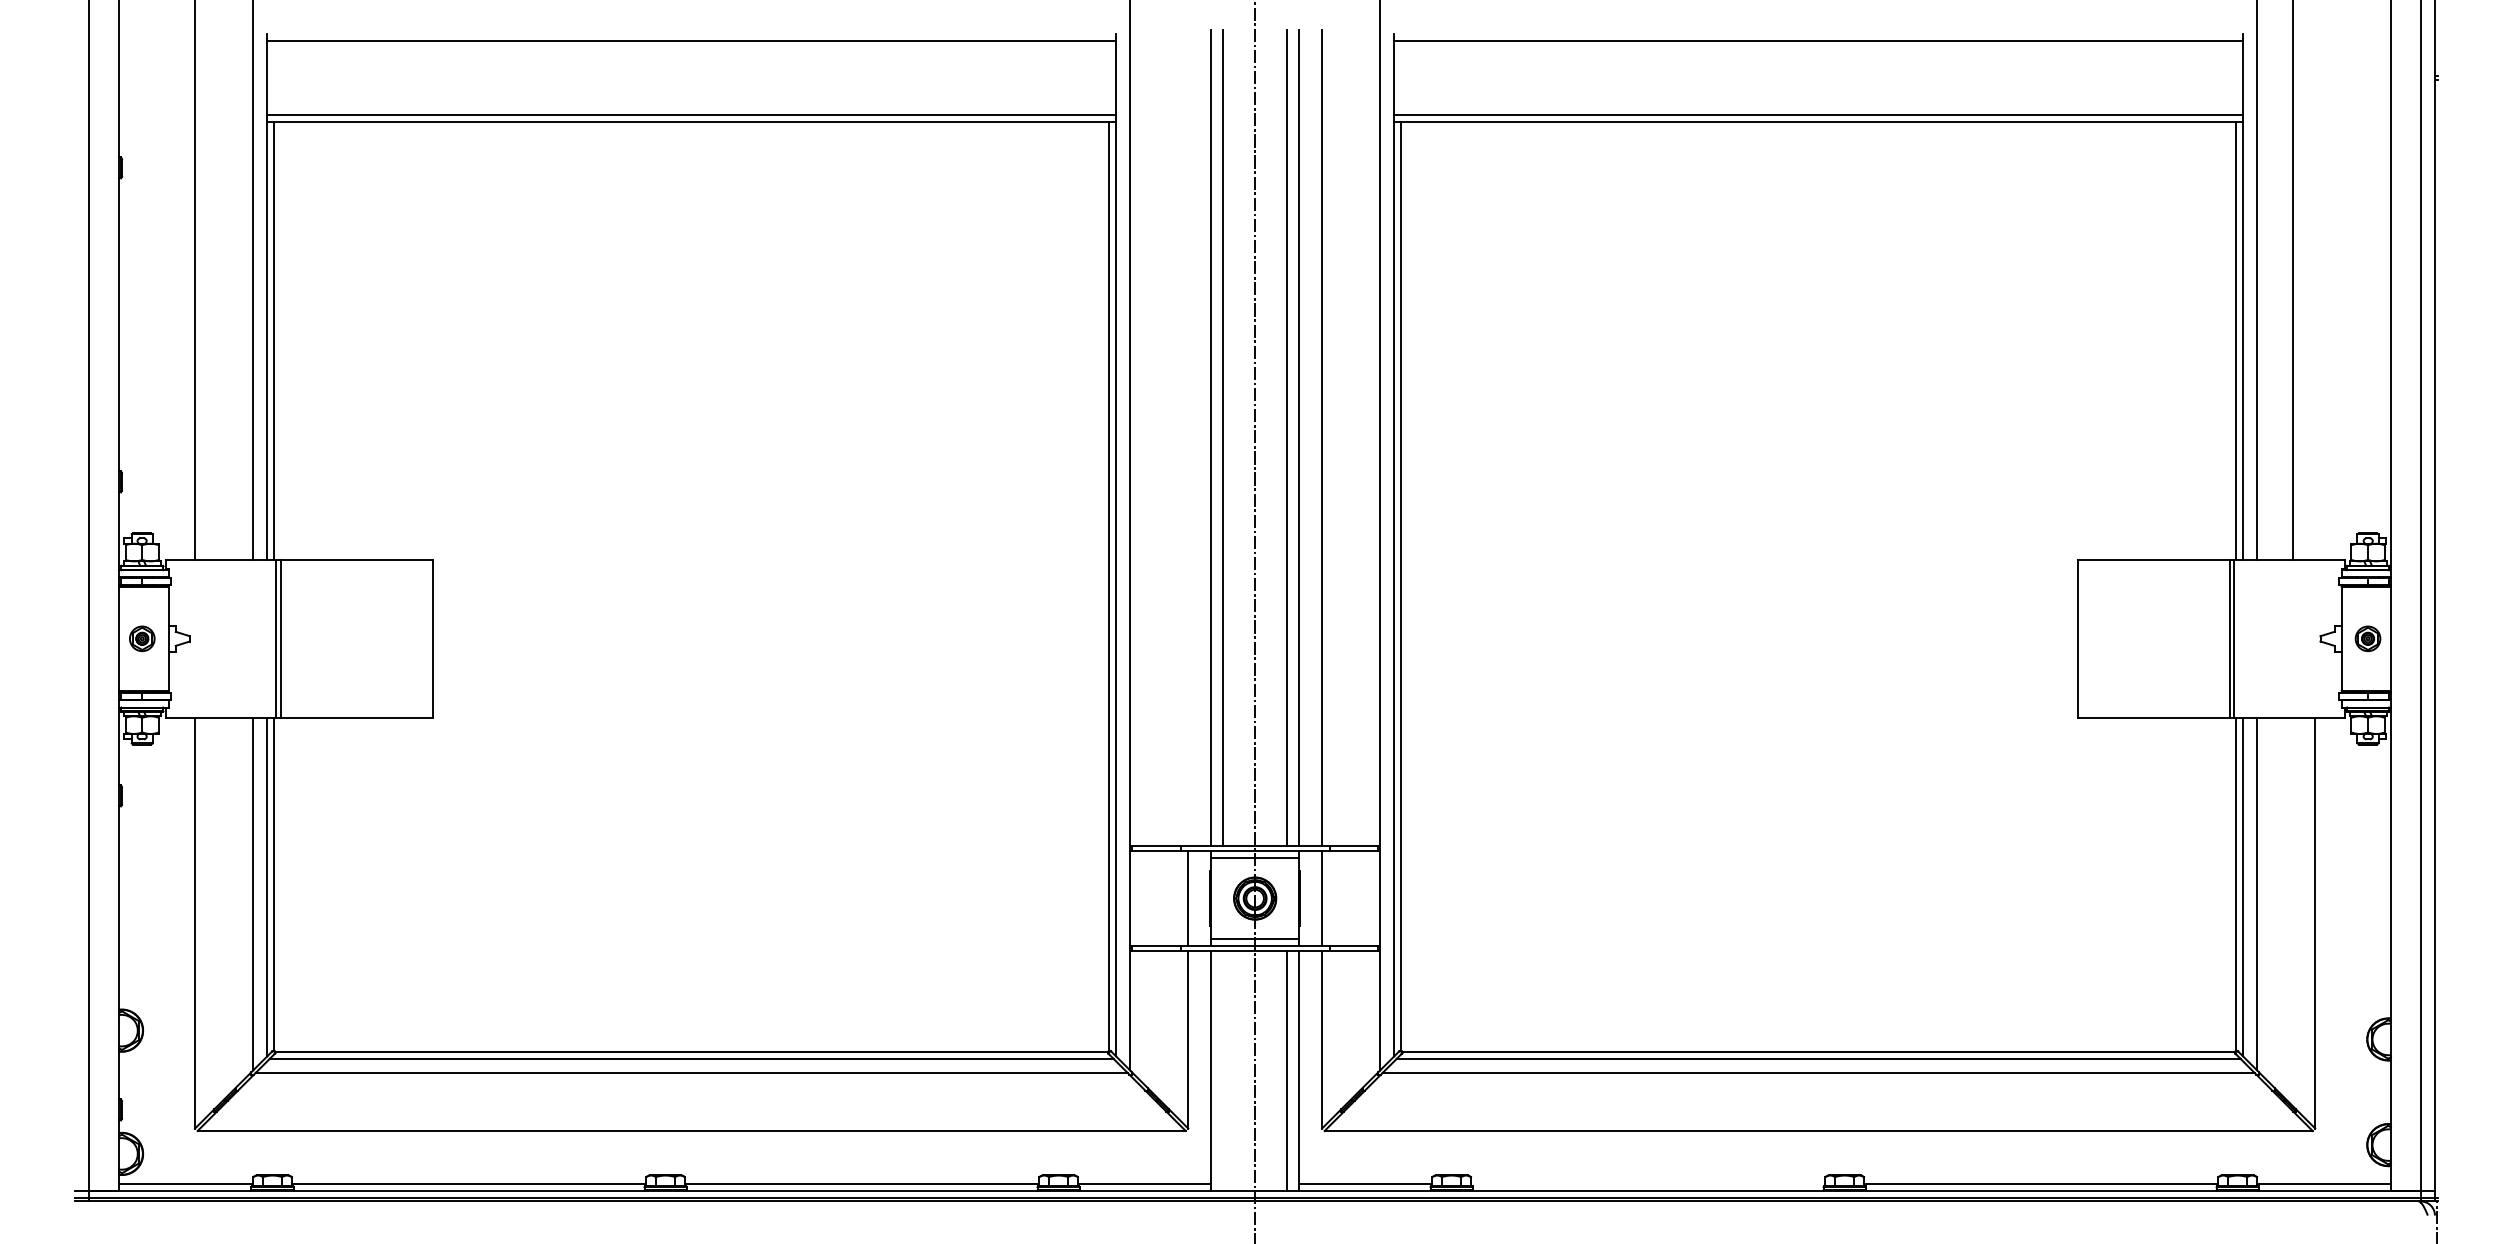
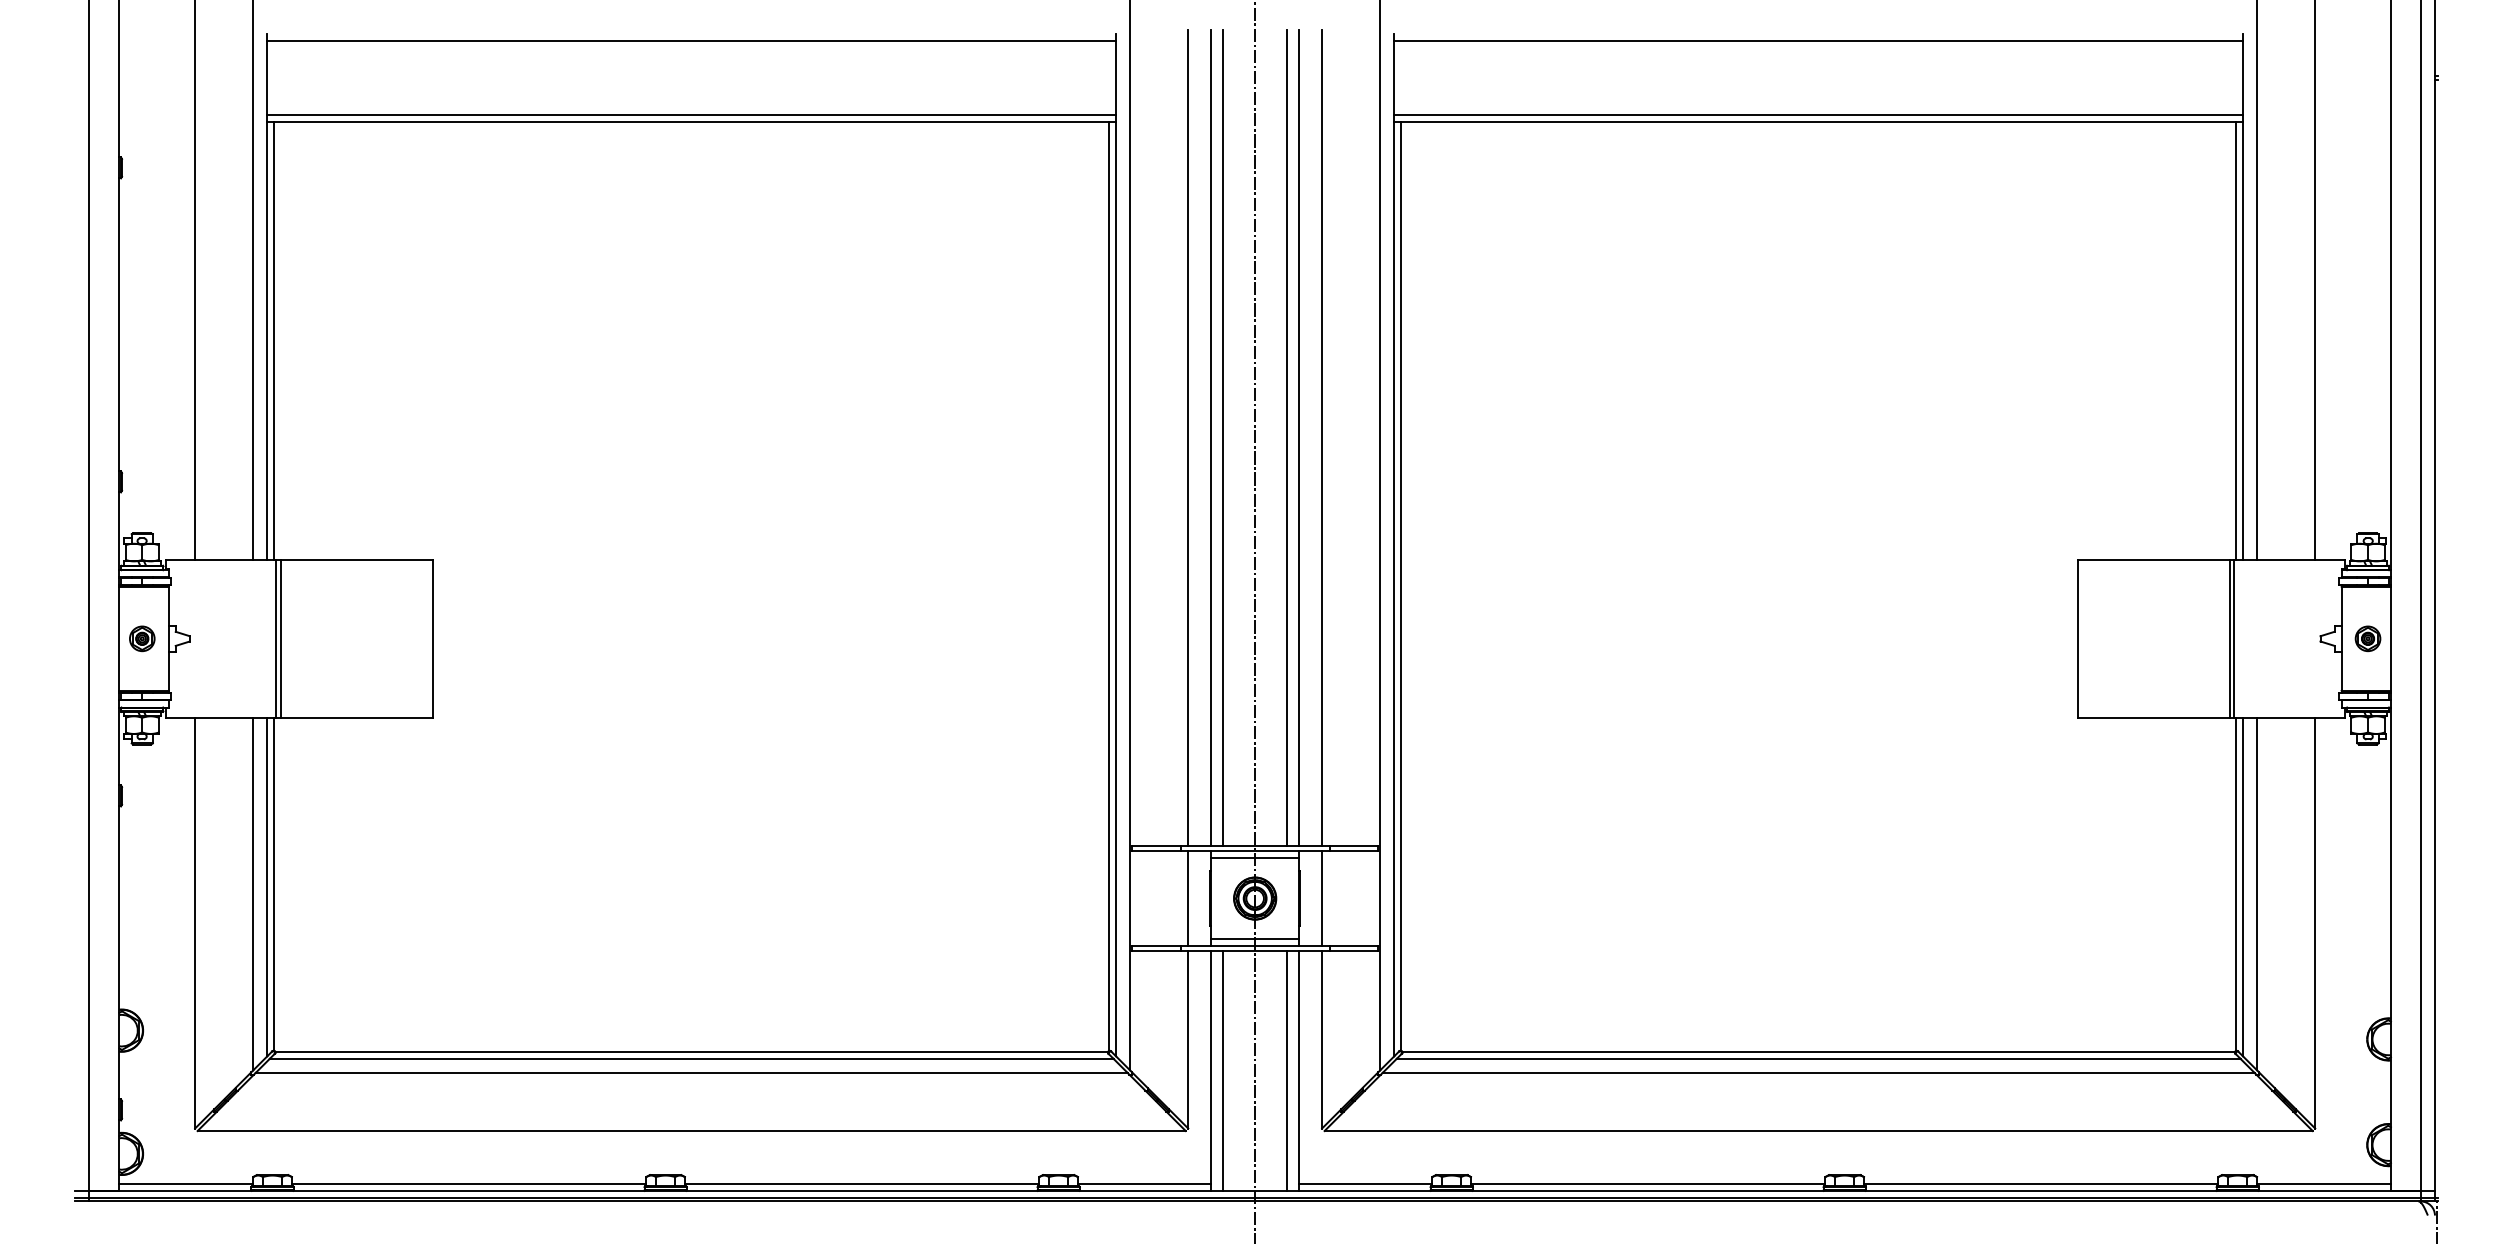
line position: (2293, 280) -> (2315, 280) (2315, 280)
line: none -> present (1188, 437)
line: none -> present (1223, 1070)
line: none -> present (1648, 1183)
